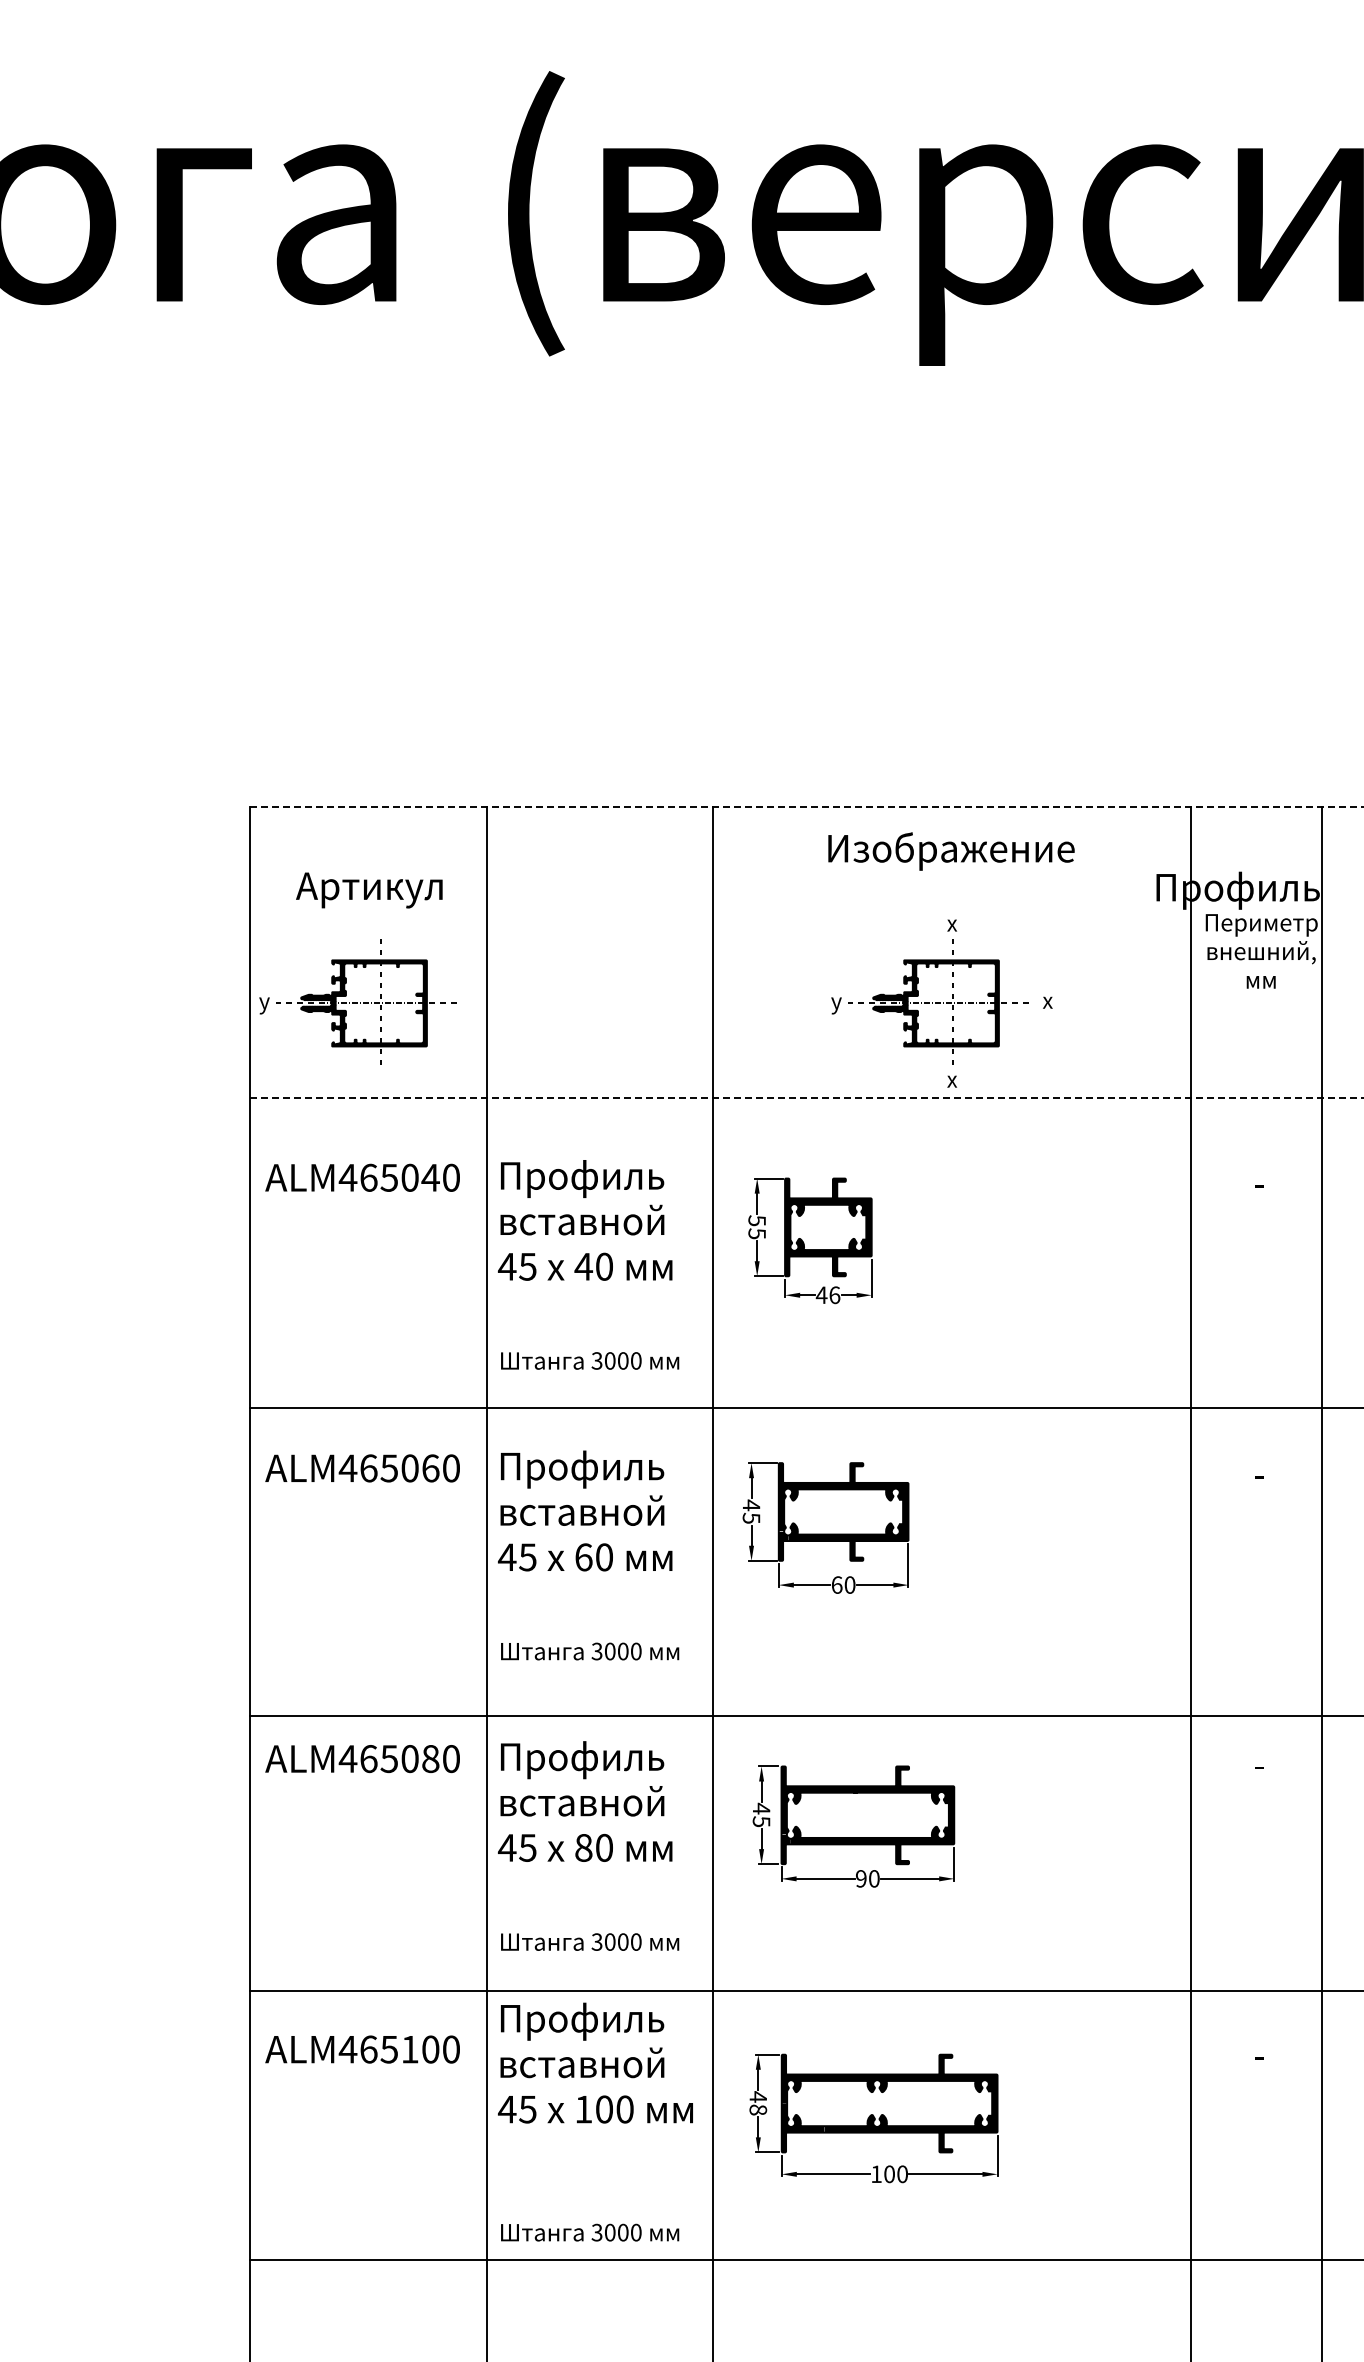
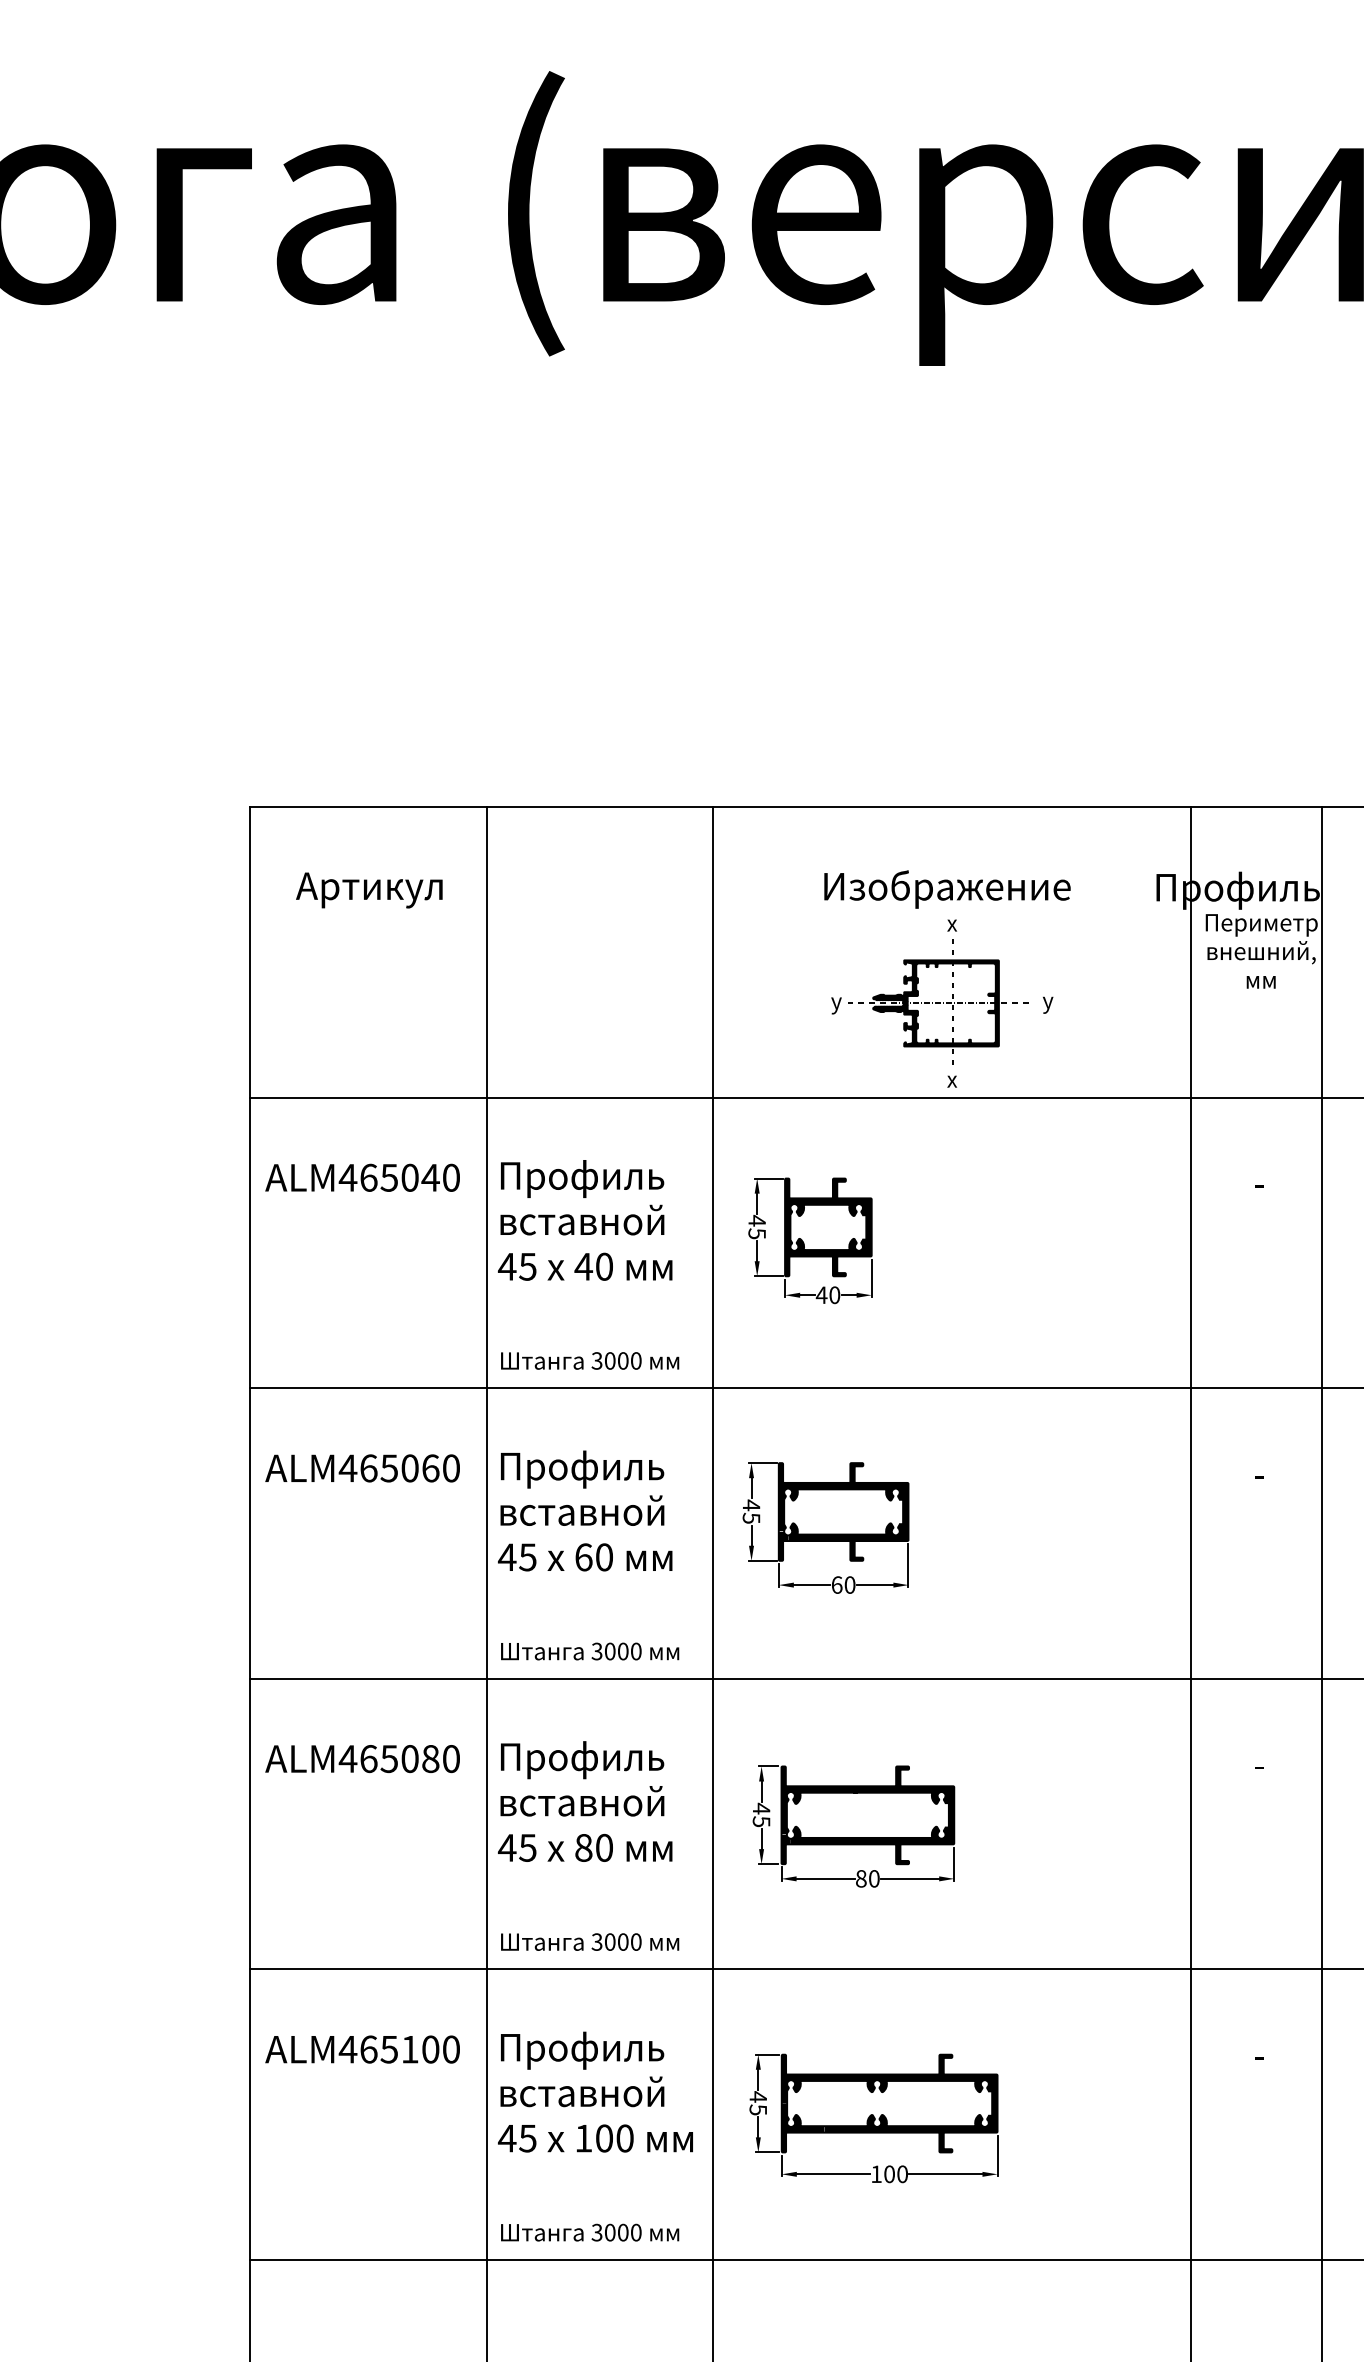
line: dashed -> solid (807, 807)
text position: (951, 851) -> (947, 889) (947, 889)
part: present -> none (357, 1001)
text: x -> y (1048, 1004)
line: dashed -> solid (807, 1097)
text: 55 -> 45 (756, 1220)
text: 46 -> 40 (834, 1294)
line position: (805, 1408) -> (805, 1388) (805, 1388)
line position: (805, 1715) -> (805, 1678) (805, 1678)
text: 90 -> 80 (861, 1878)
line position: (805, 1991) -> (805, 1969) (805, 1969)
text position: (595, 2062) -> (595, 2091) (595, 2091)
text: 48 -> 45 (758, 2109)
